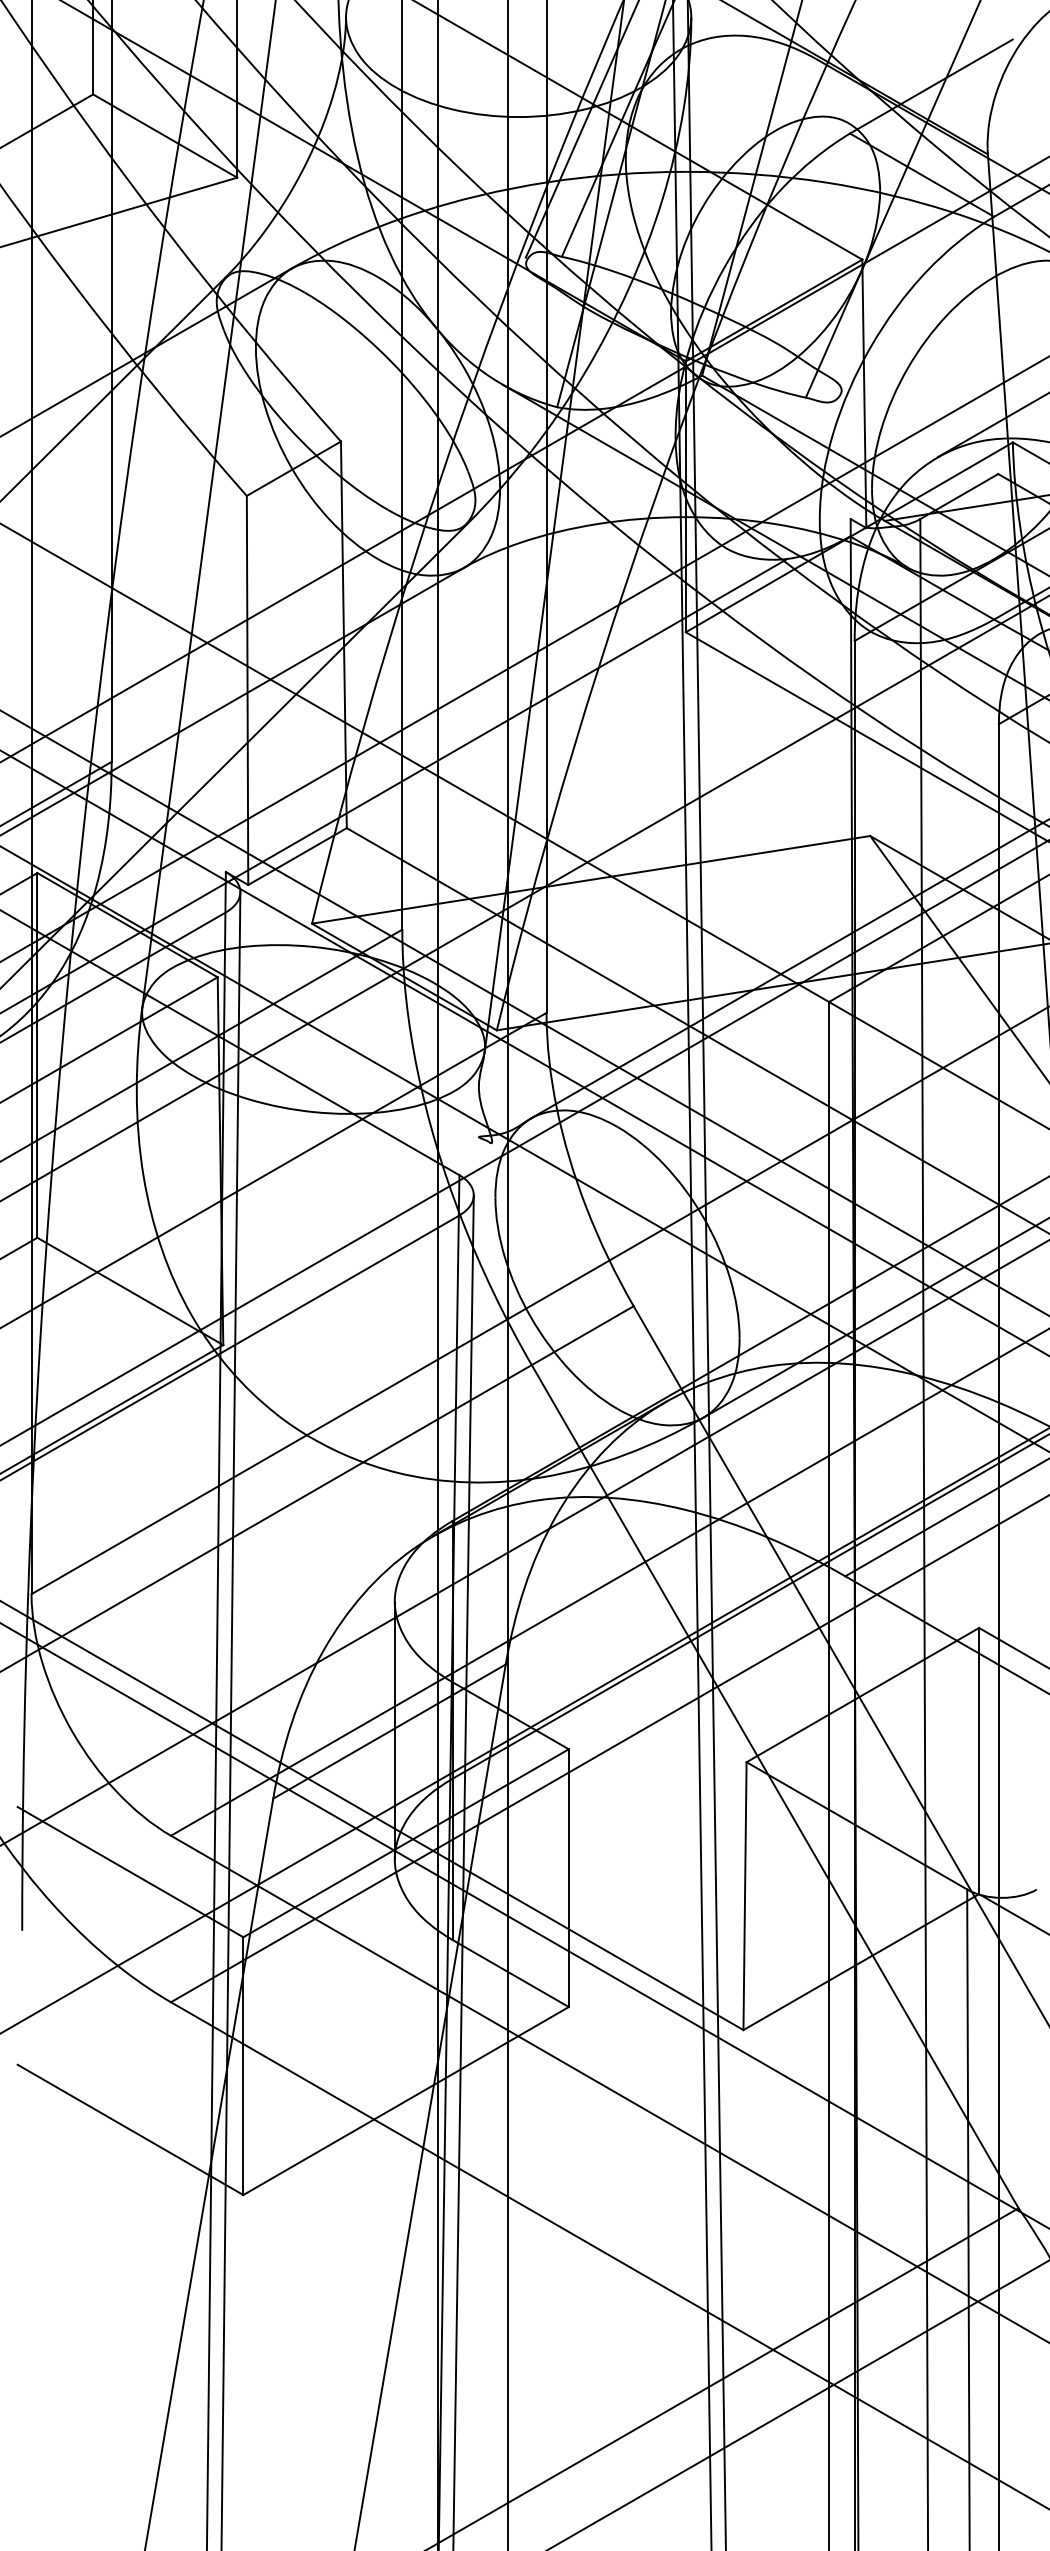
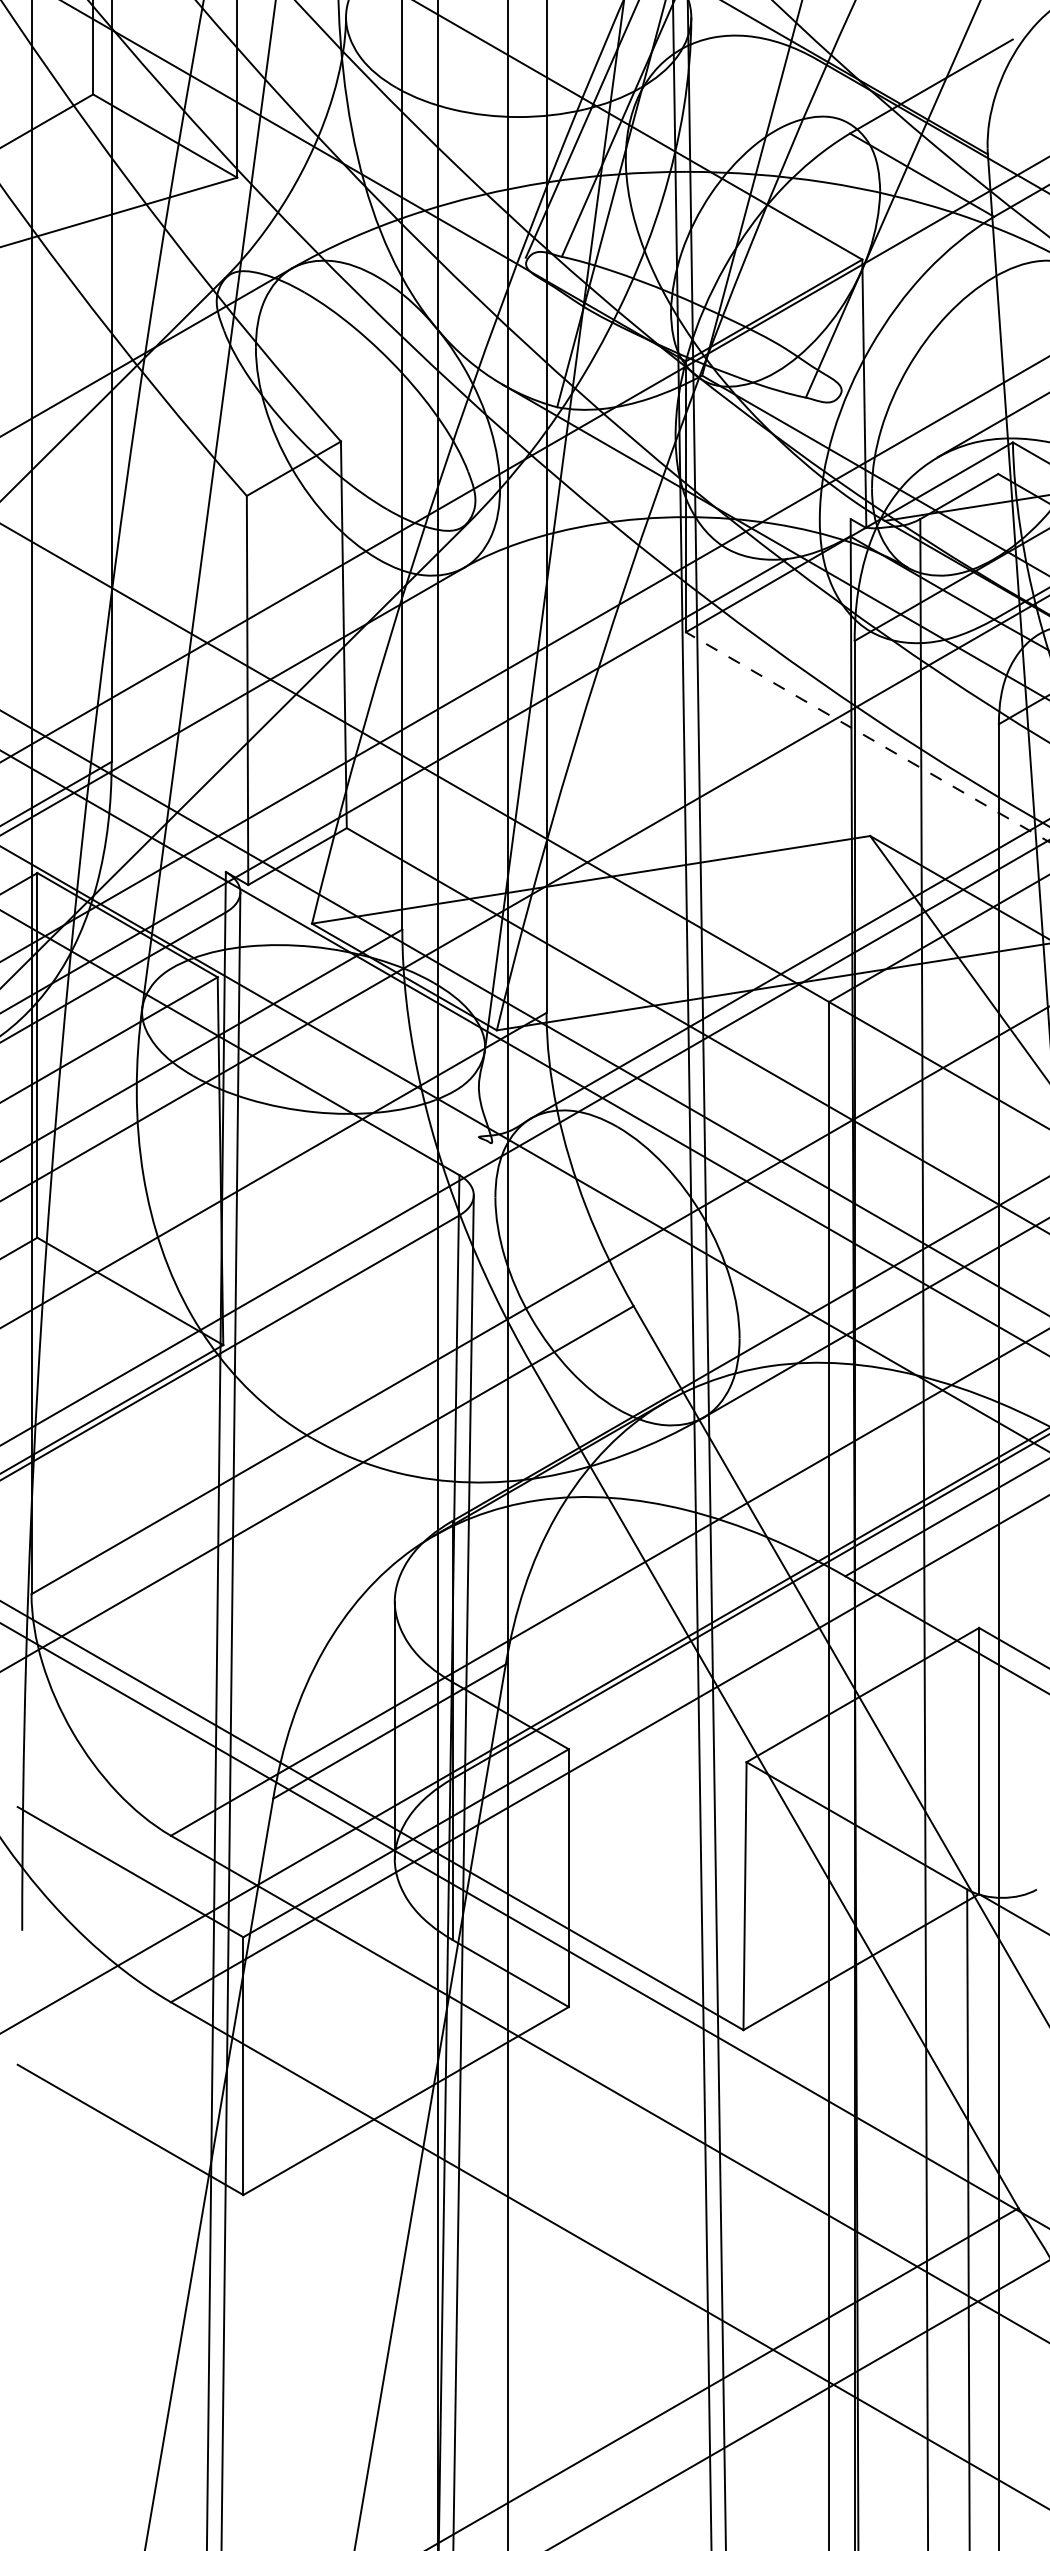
line: solid -> dashed (867, 737)
line: present -> none (524, 1542)
